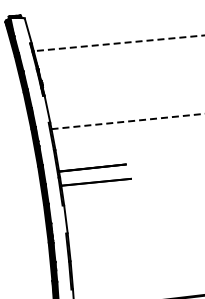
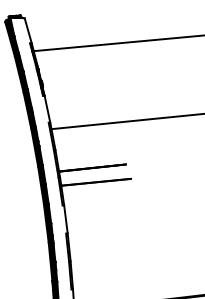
line: dashed -> solid (119, 43)
line: dashed -> solid (128, 121)
